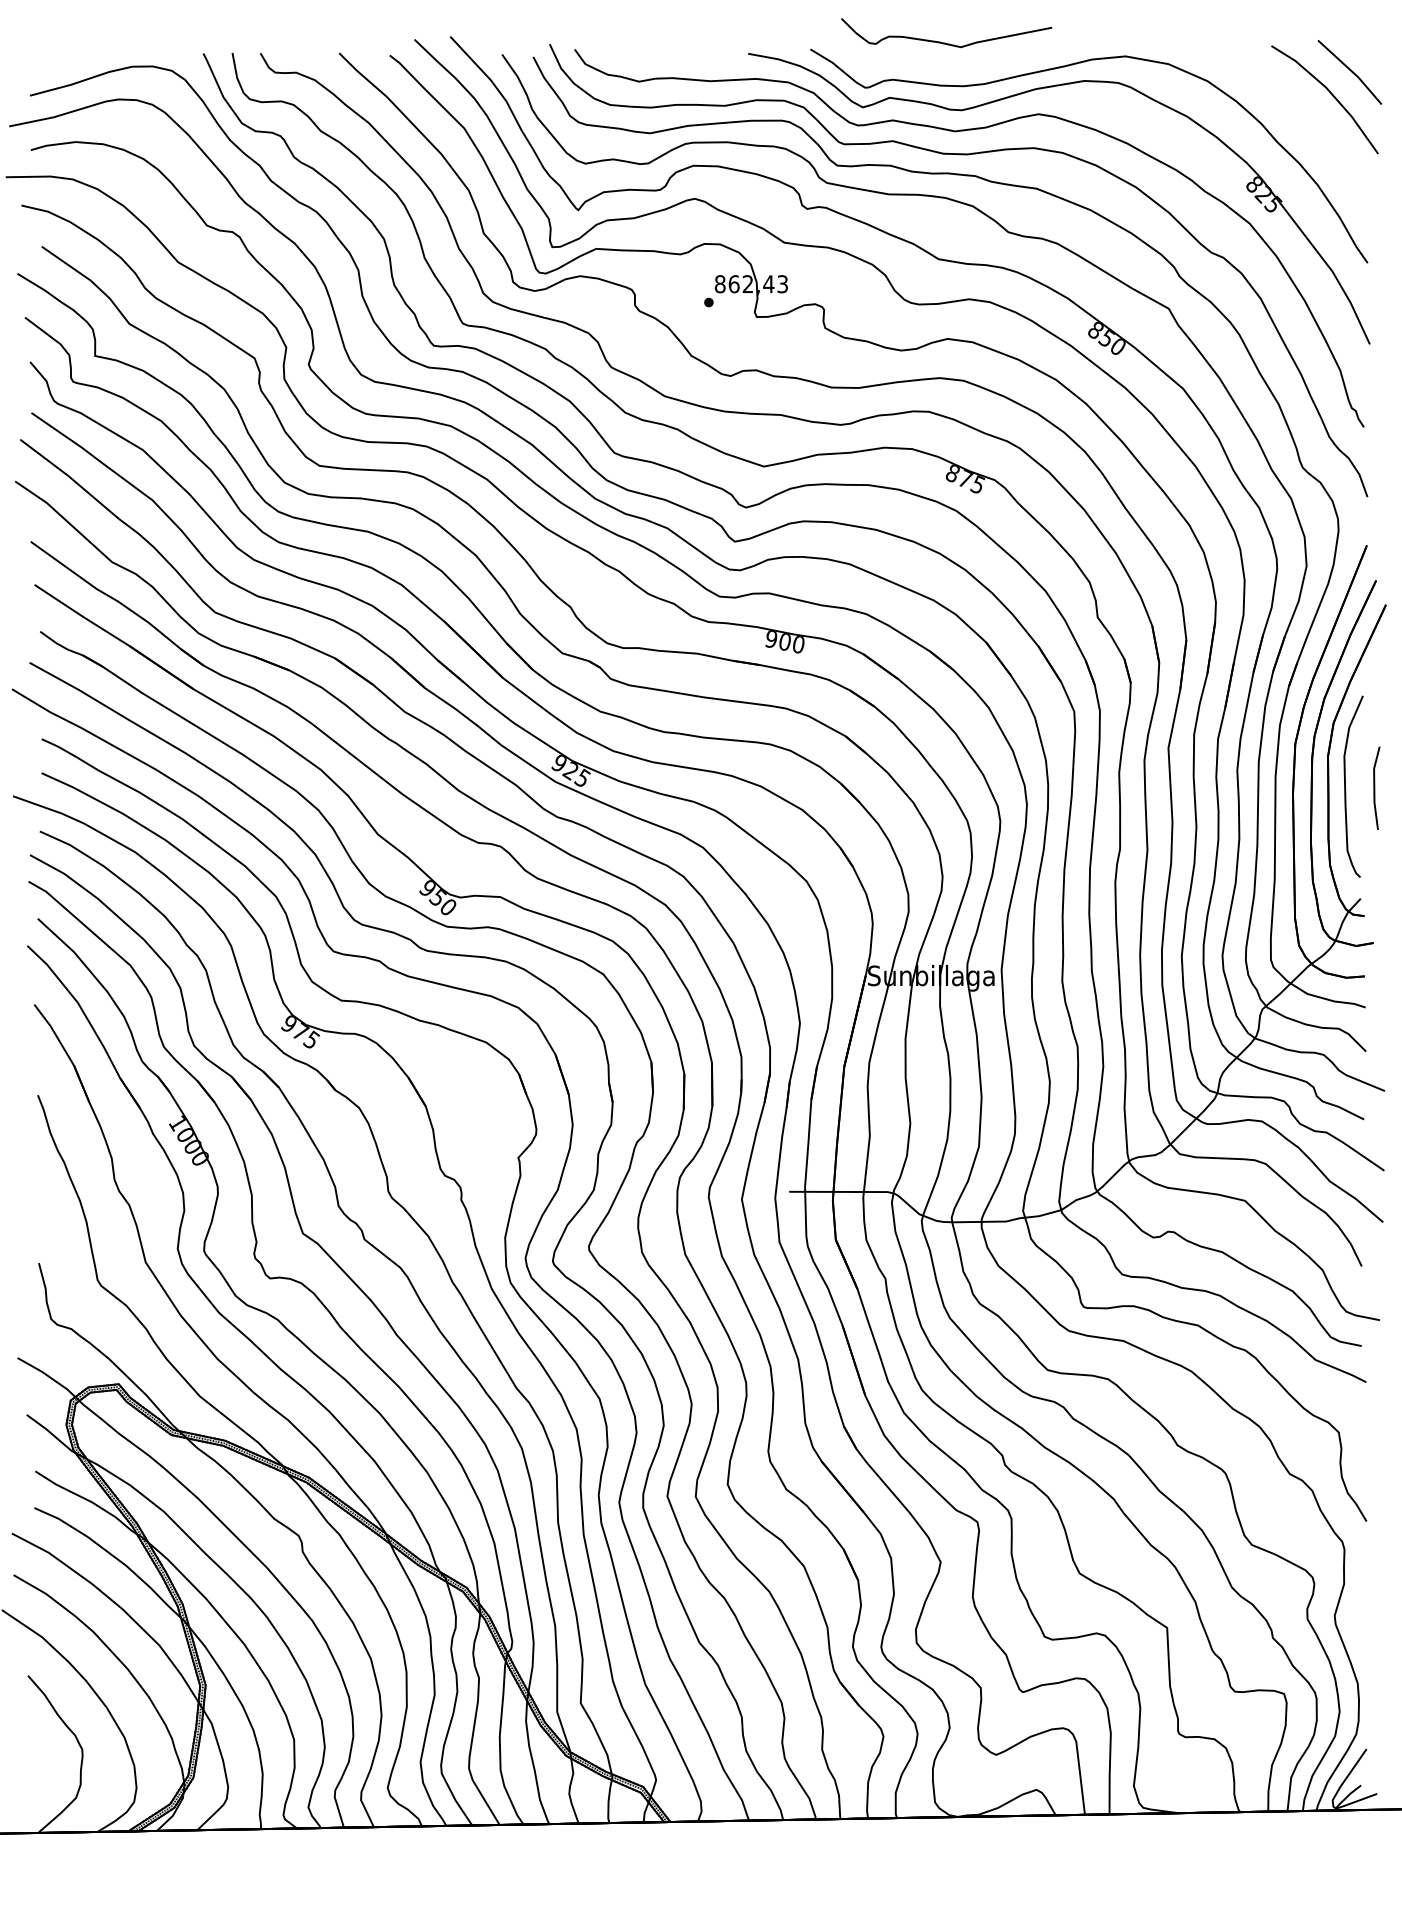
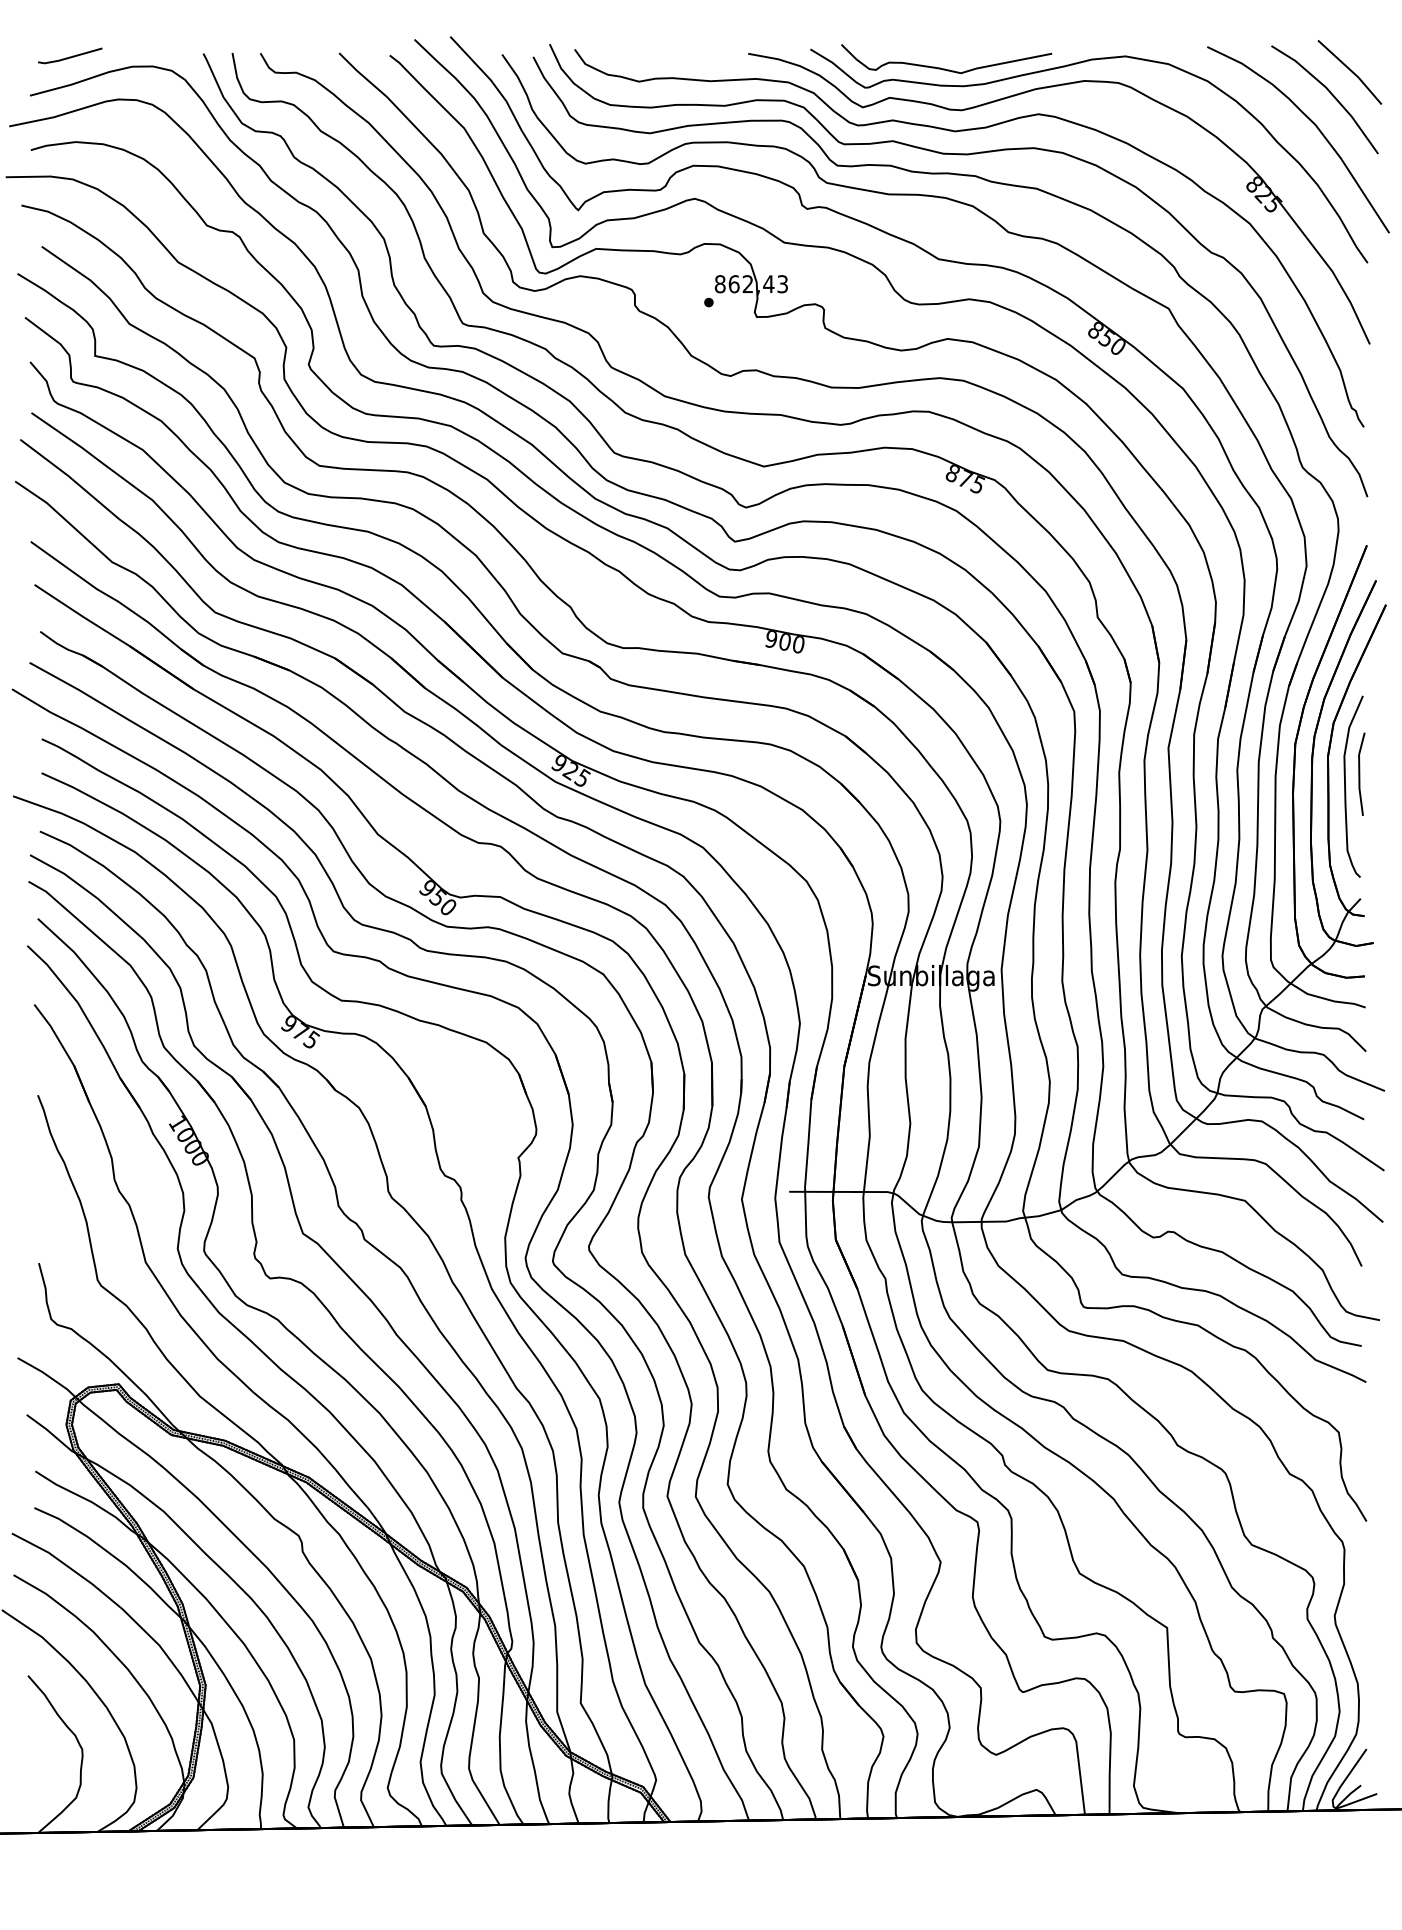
curve position: (945, 42) -> (945, 68) (945, 68)
line: none -> present (70, 56)
curve: none -> present (1313, 124)
line position: (1375, 787) -> (1360, 773) (1360, 773)
